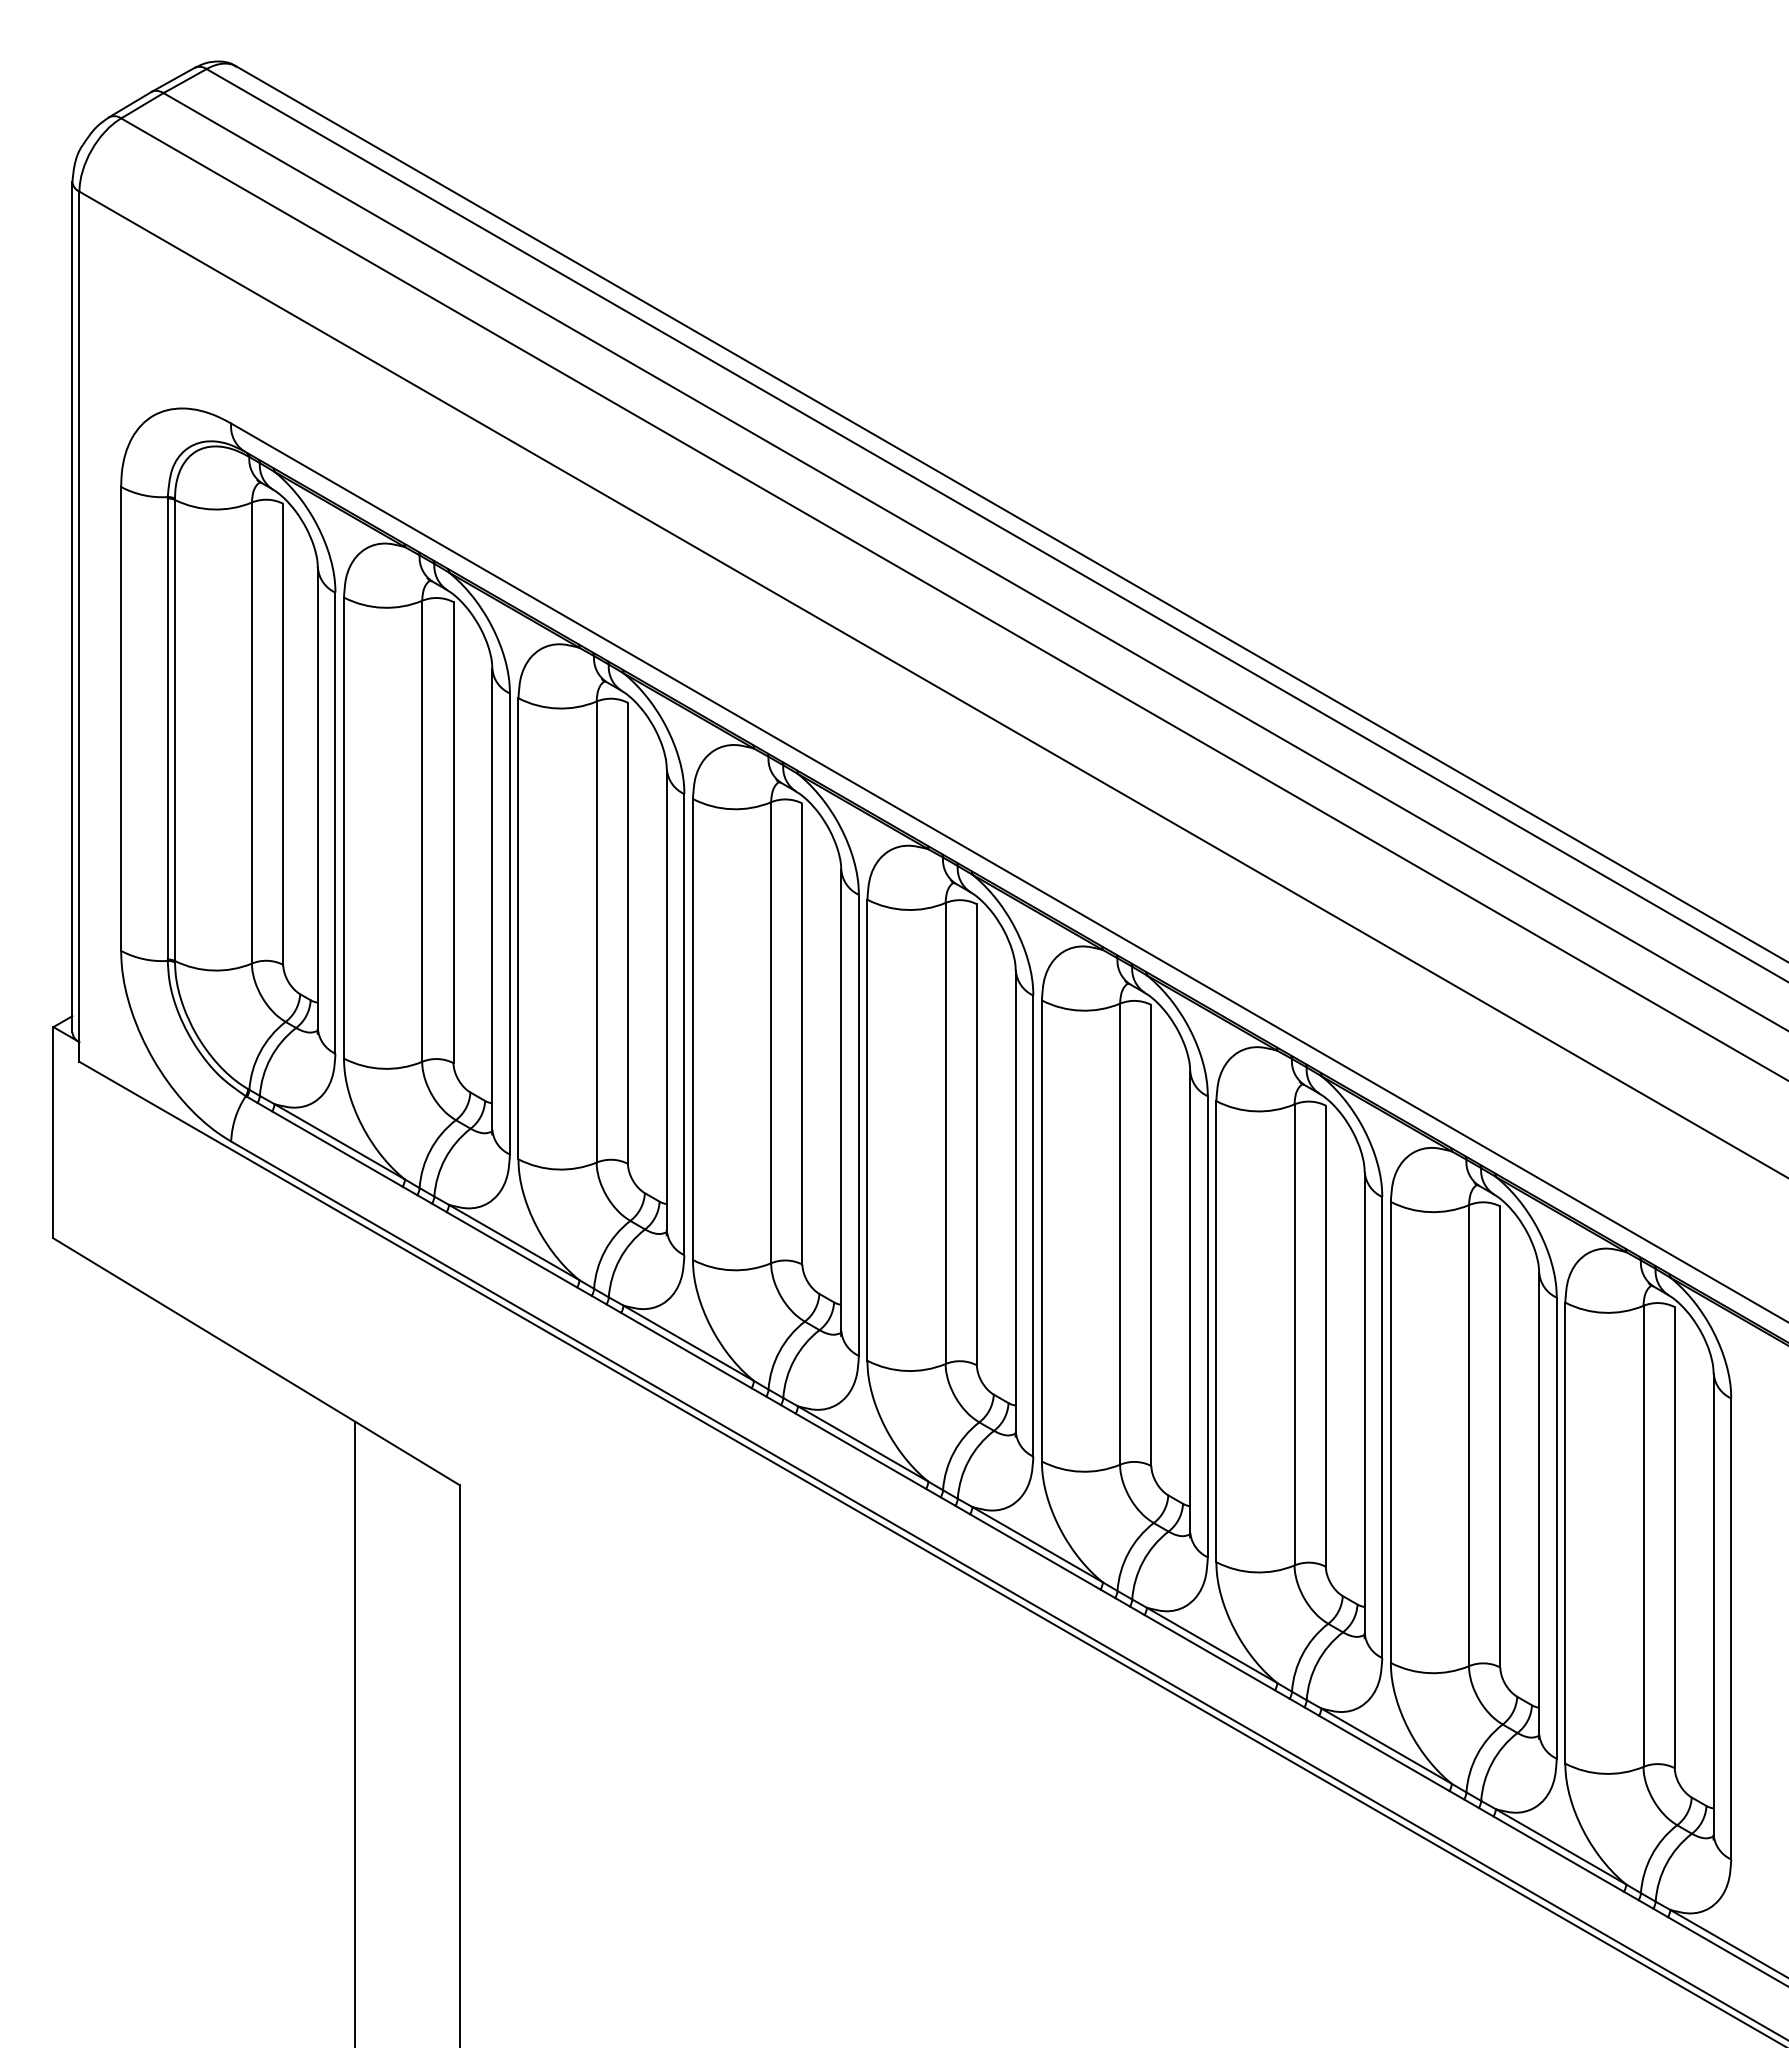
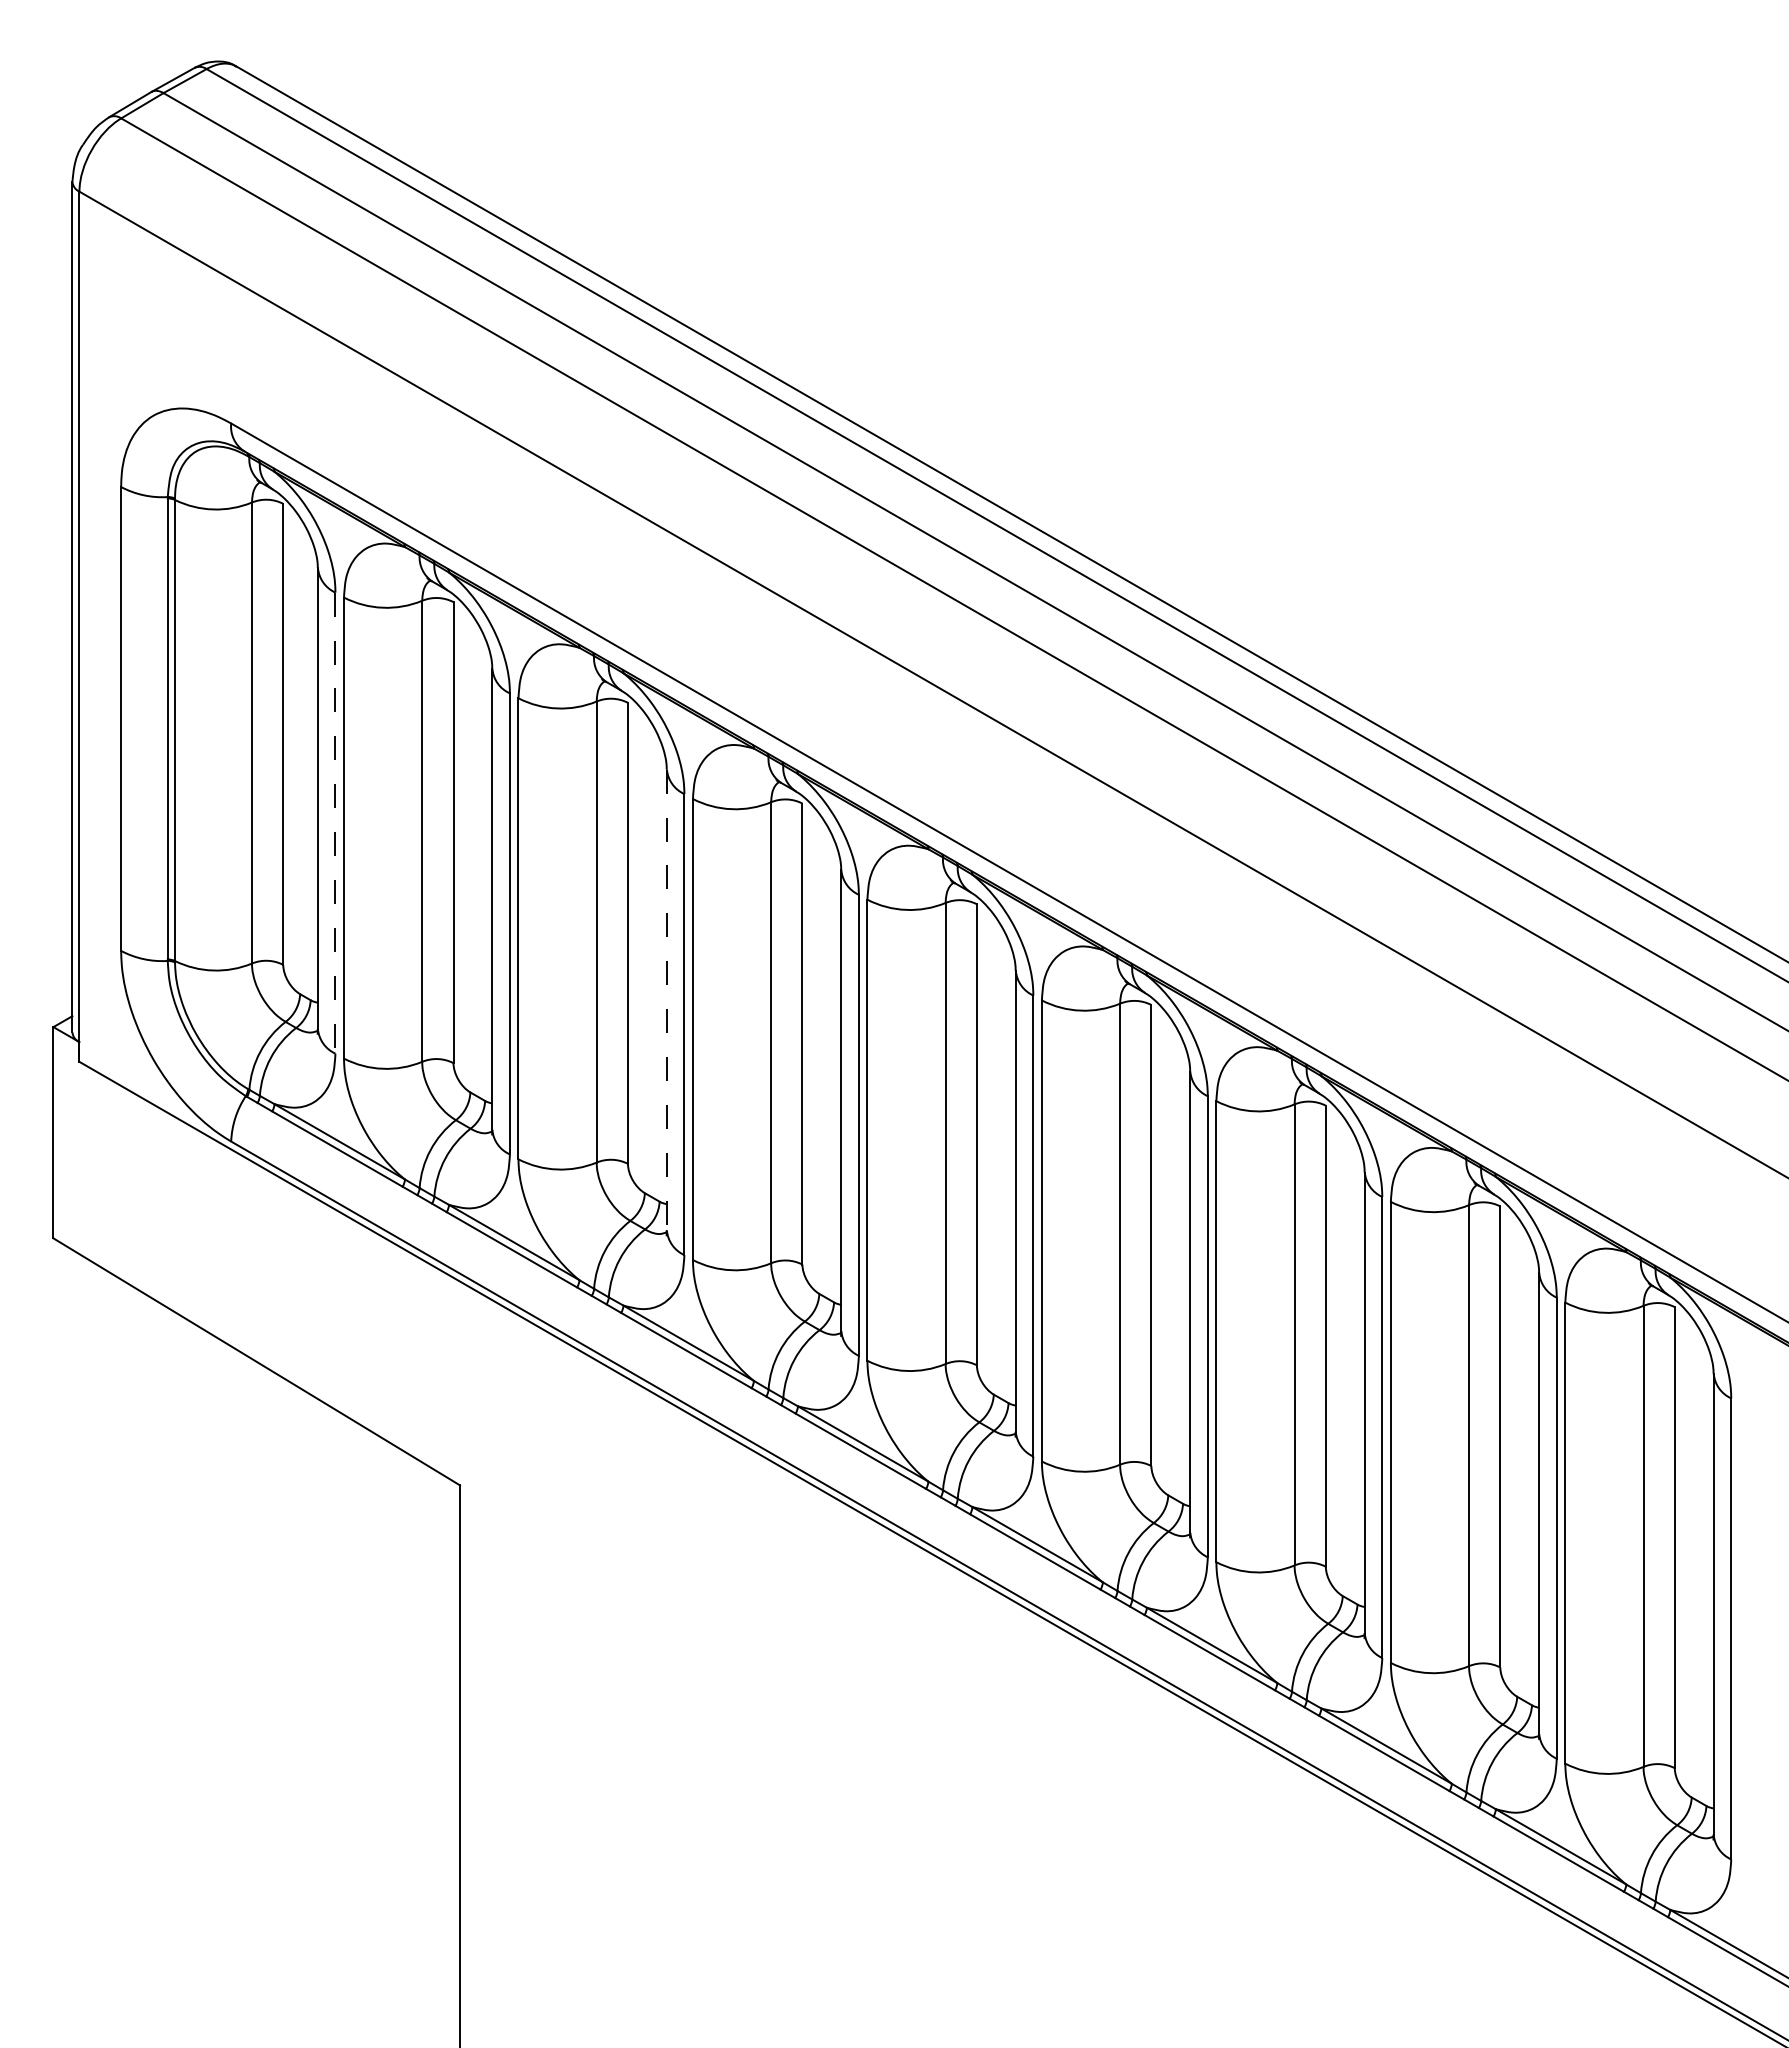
line: solid -> dashed (335, 823)
line: solid -> dashed (666, 1000)
line: present -> none (355, 1732)
